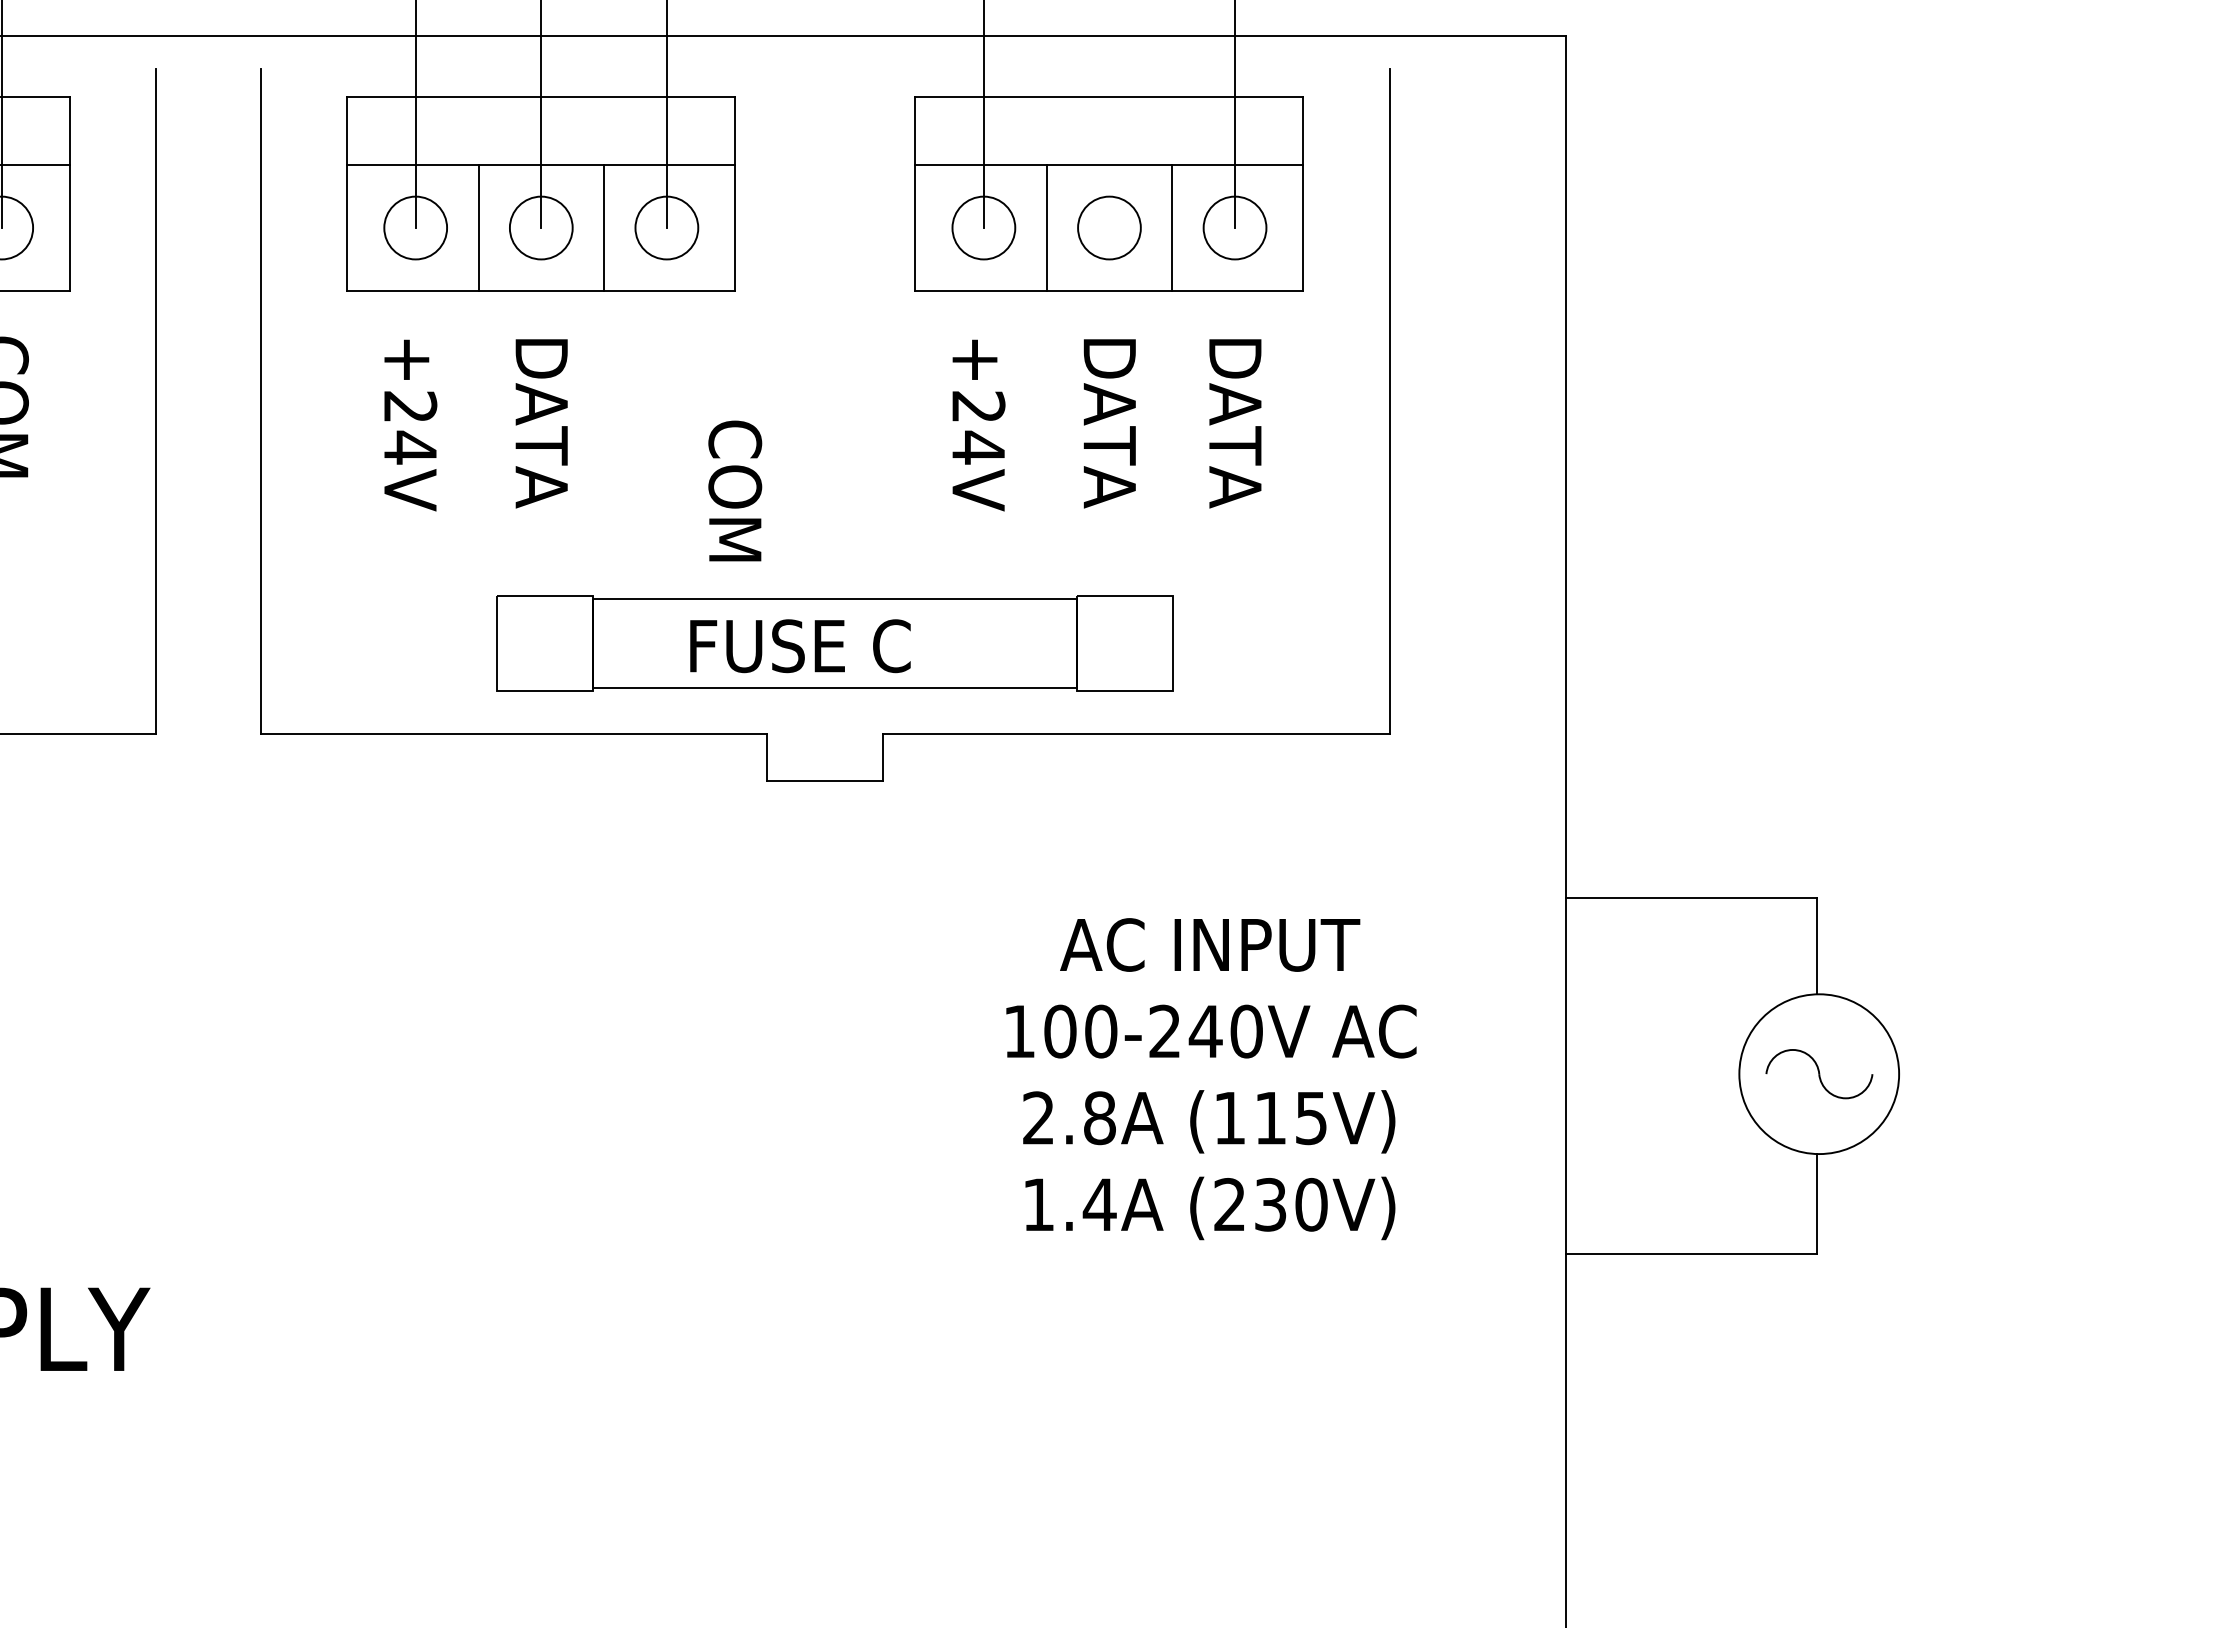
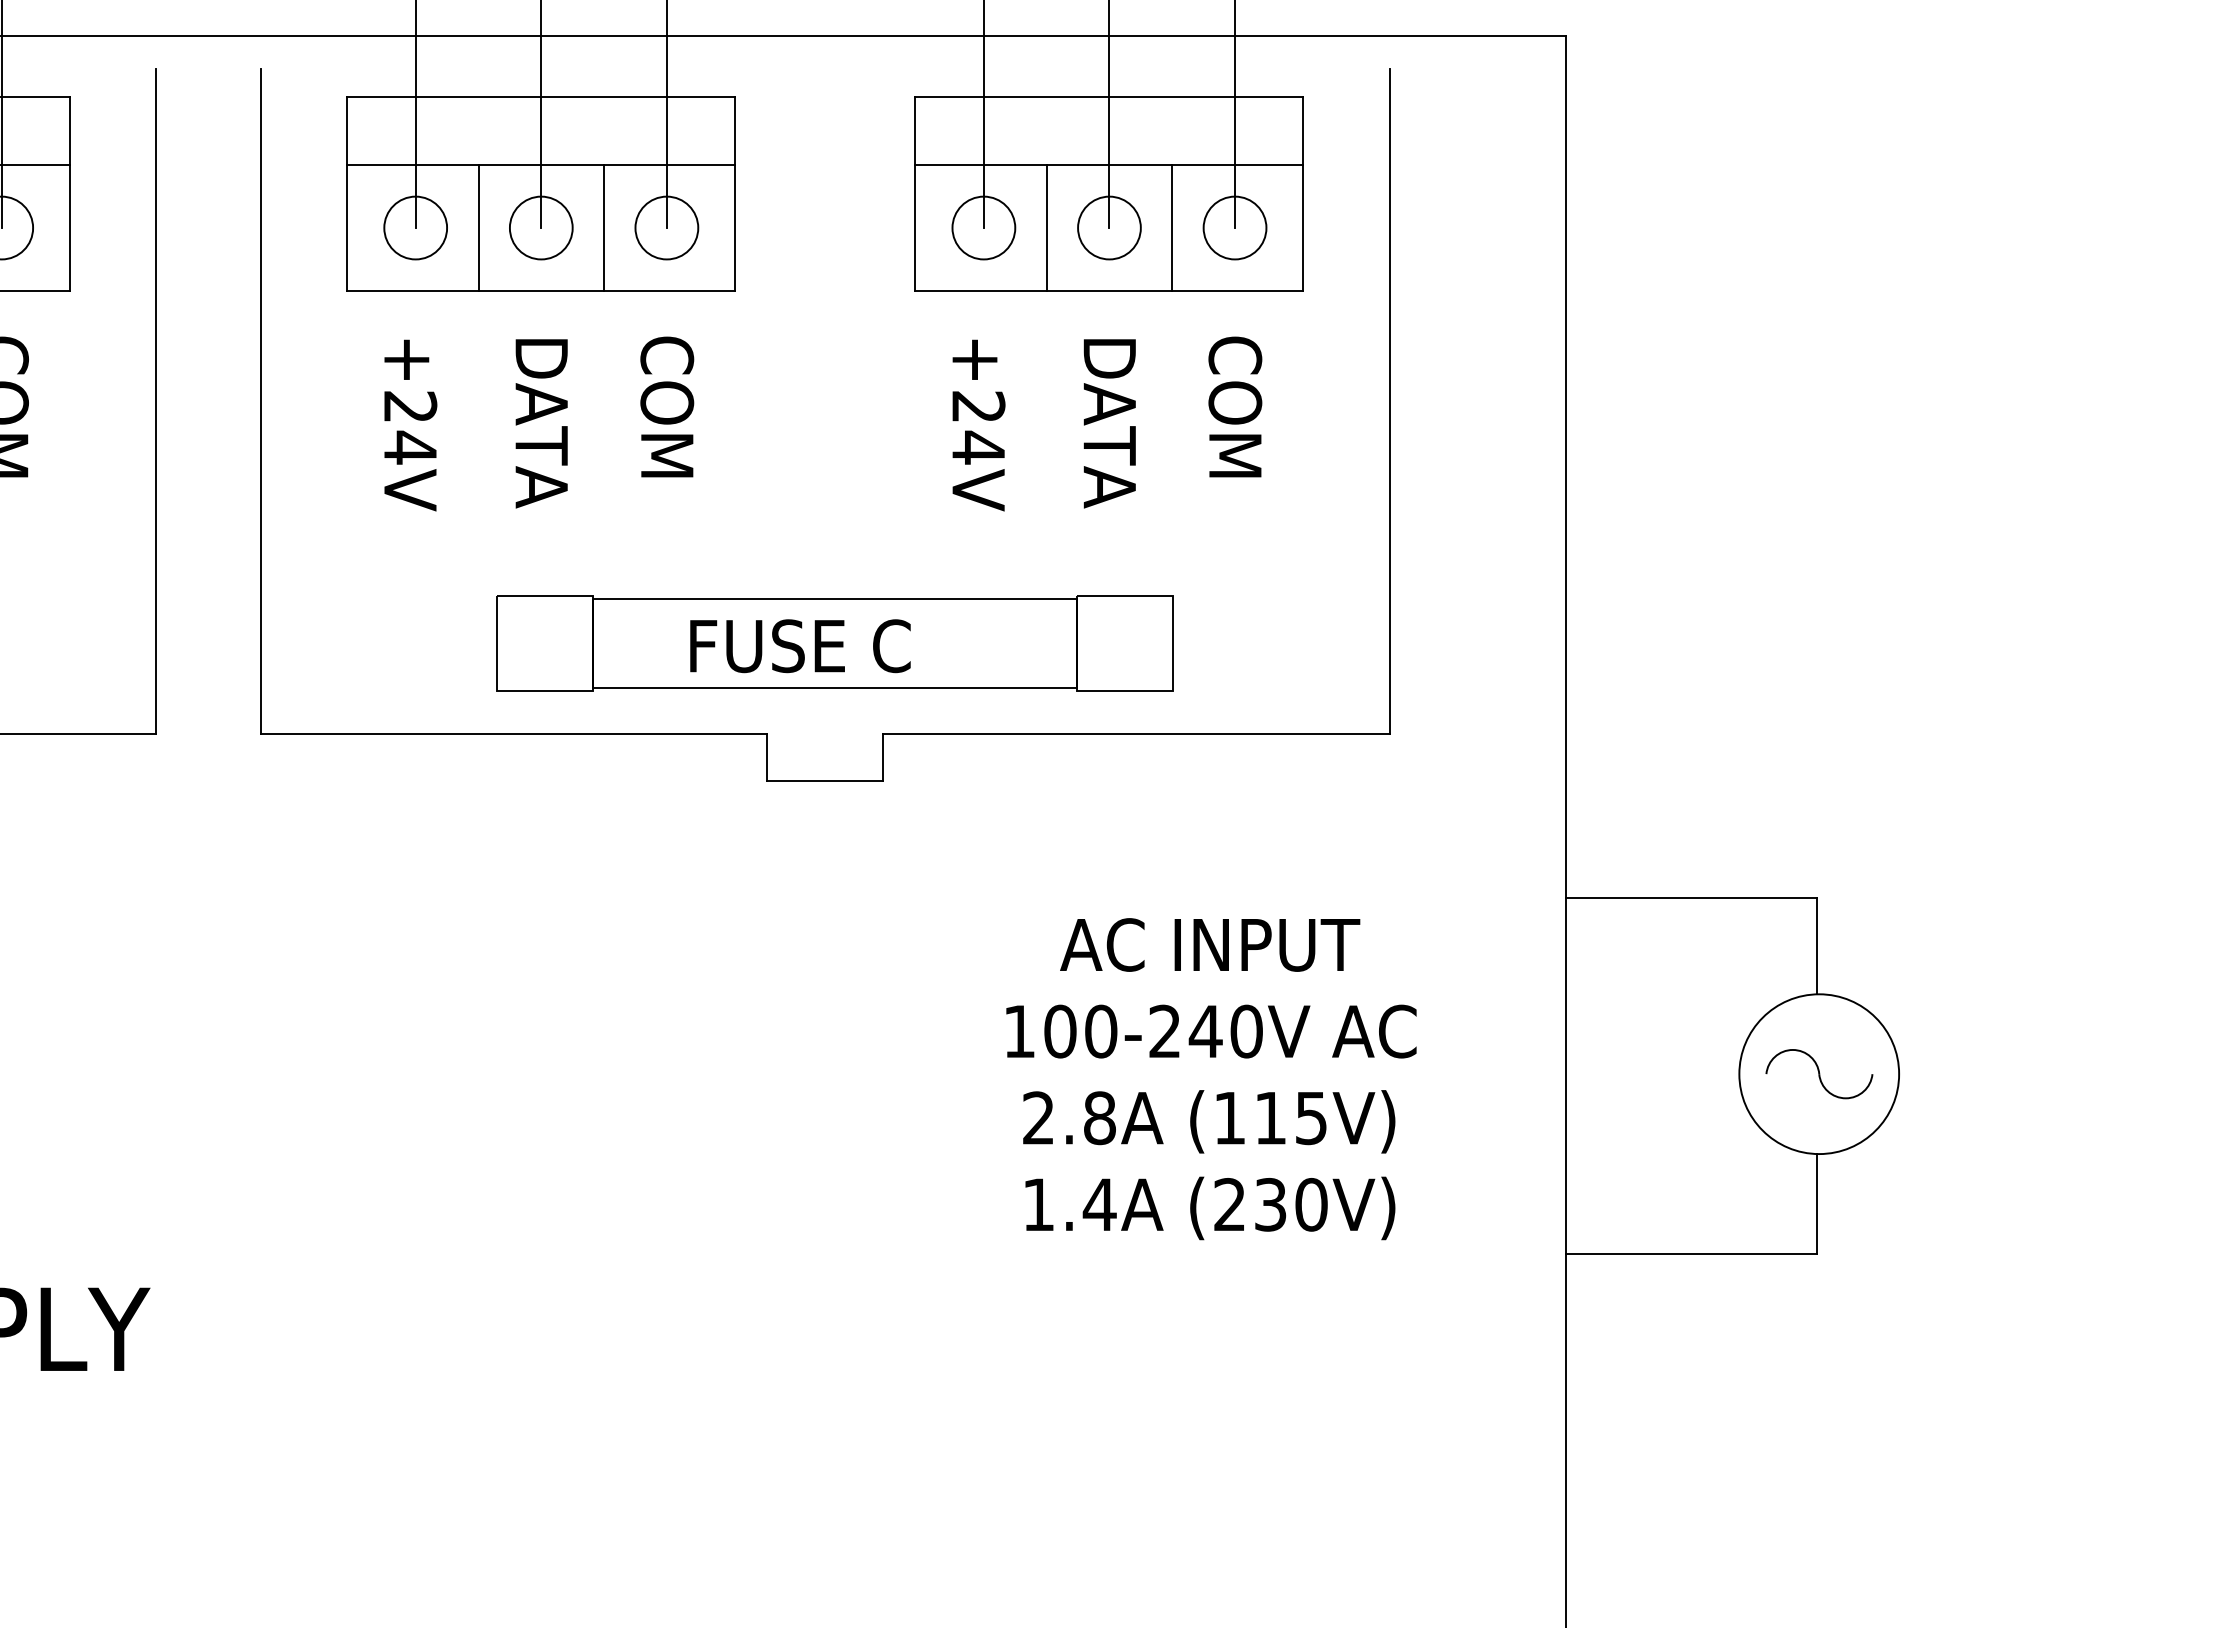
line: none -> present (1109, 115)
text: DATA -> COM (1235, 422)
text position: (735, 490) -> (667, 406) (667, 406)
